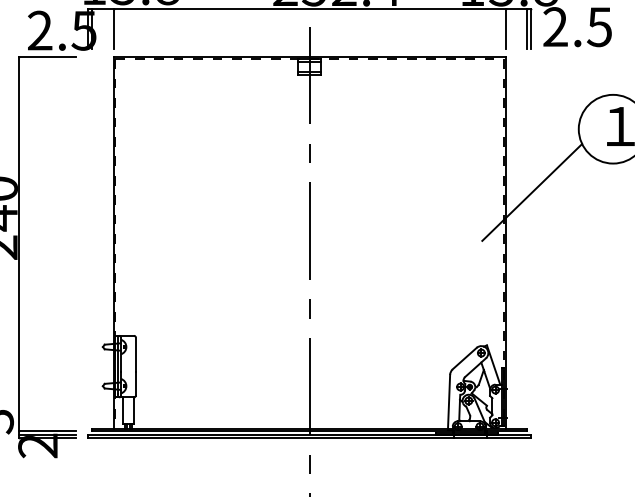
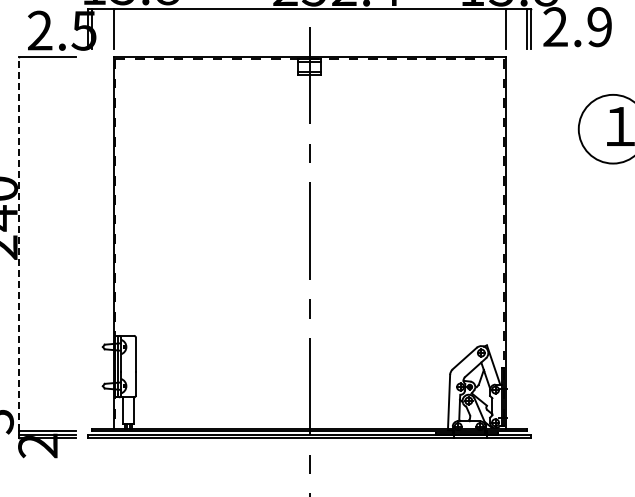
text: 2.5 -> 2.9 (599, 27)
line: present -> none (532, 192)
line: solid -> dashed (18, 243)
